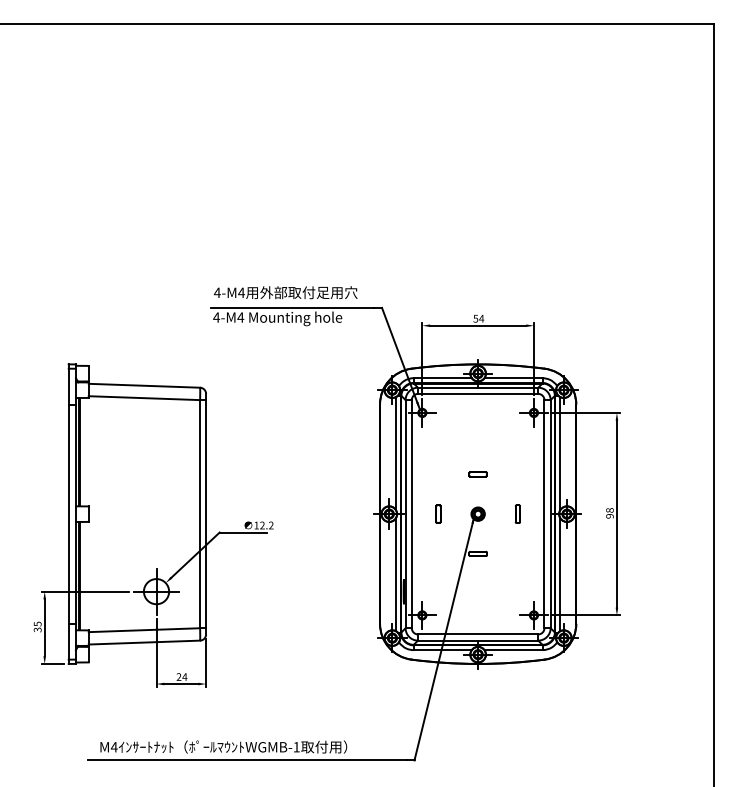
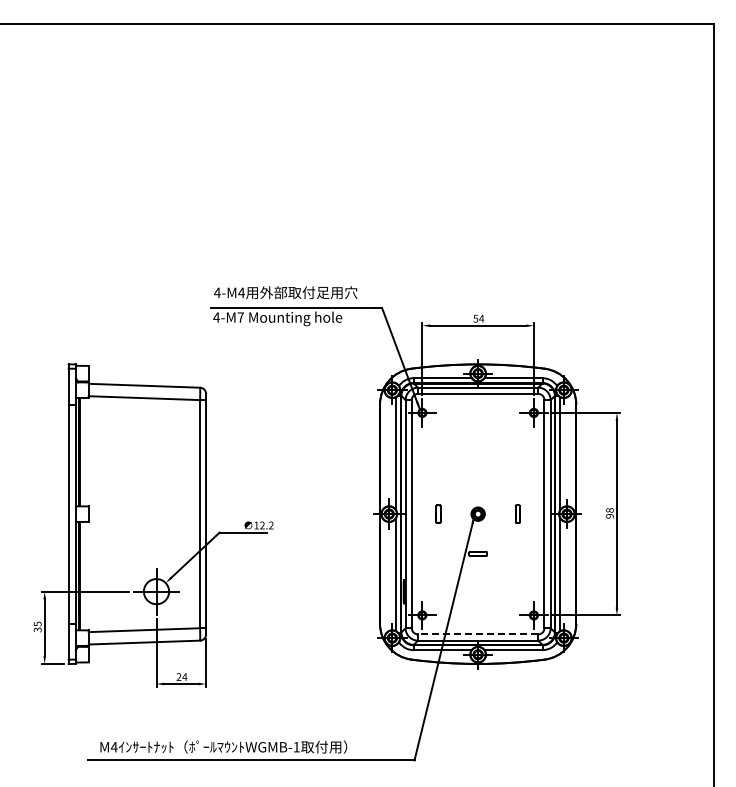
text: 4-M4 -> 4-M7 (240, 317)
part: present -> none (477, 474)
line: solid -> dashed (477, 634)
